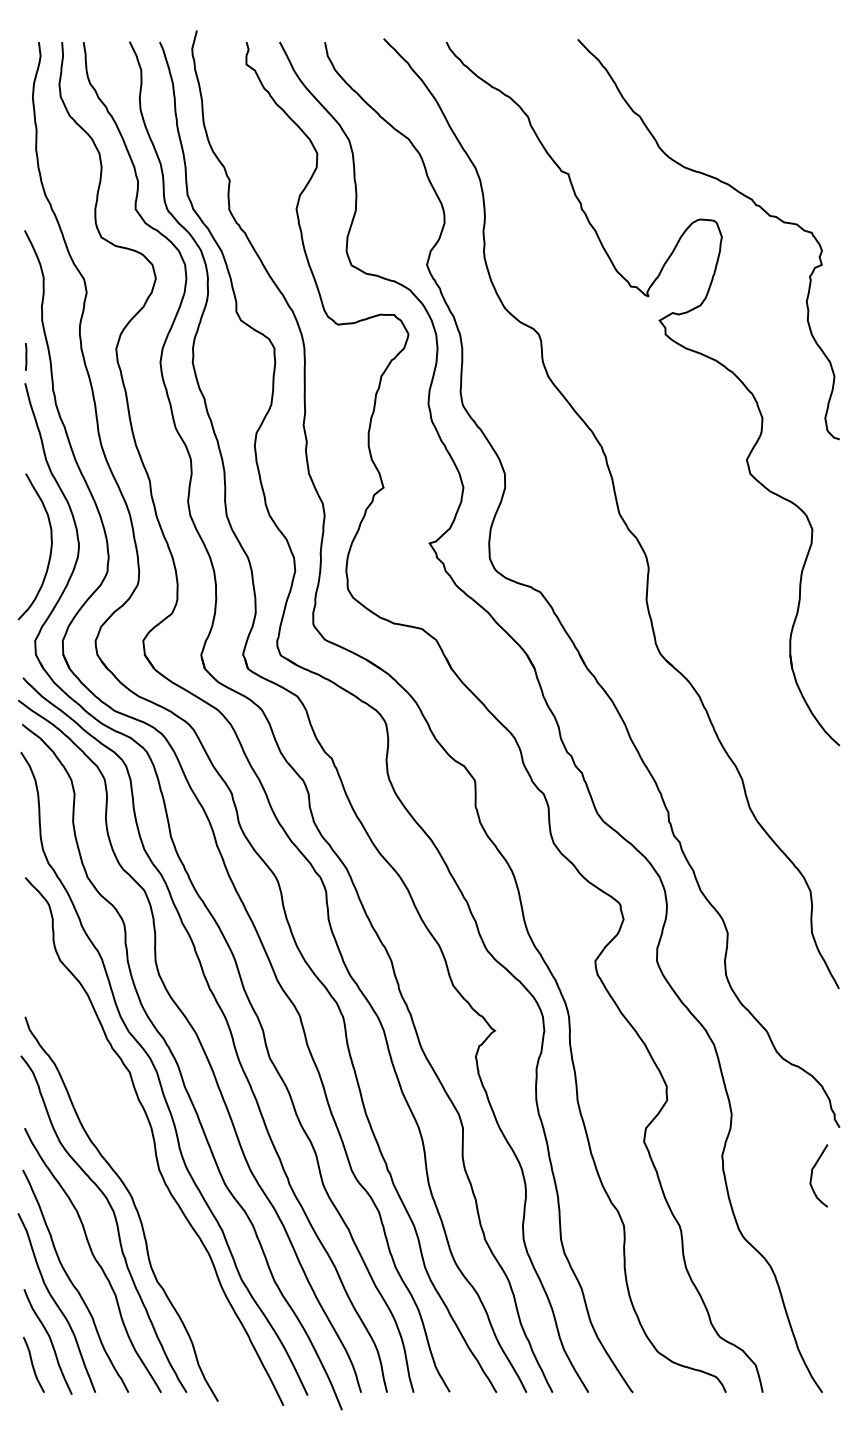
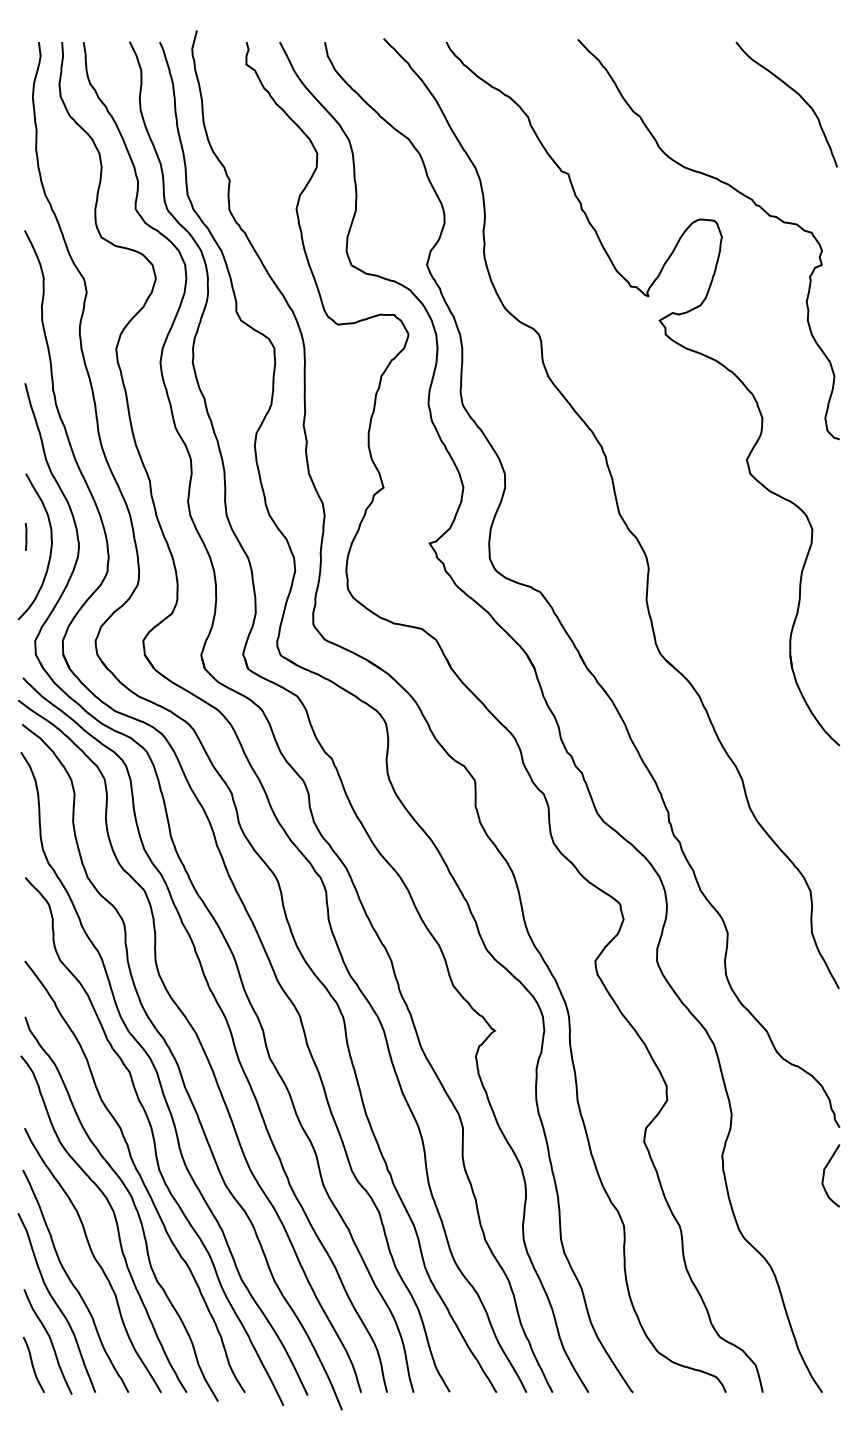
curve: none -> present (794, 92)
line position: (25, 356) -> (25, 536) (25, 536)
curve: none -> present (137, 1173)
curve position: (812, 1175) -> (824, 1175) (824, 1175)
